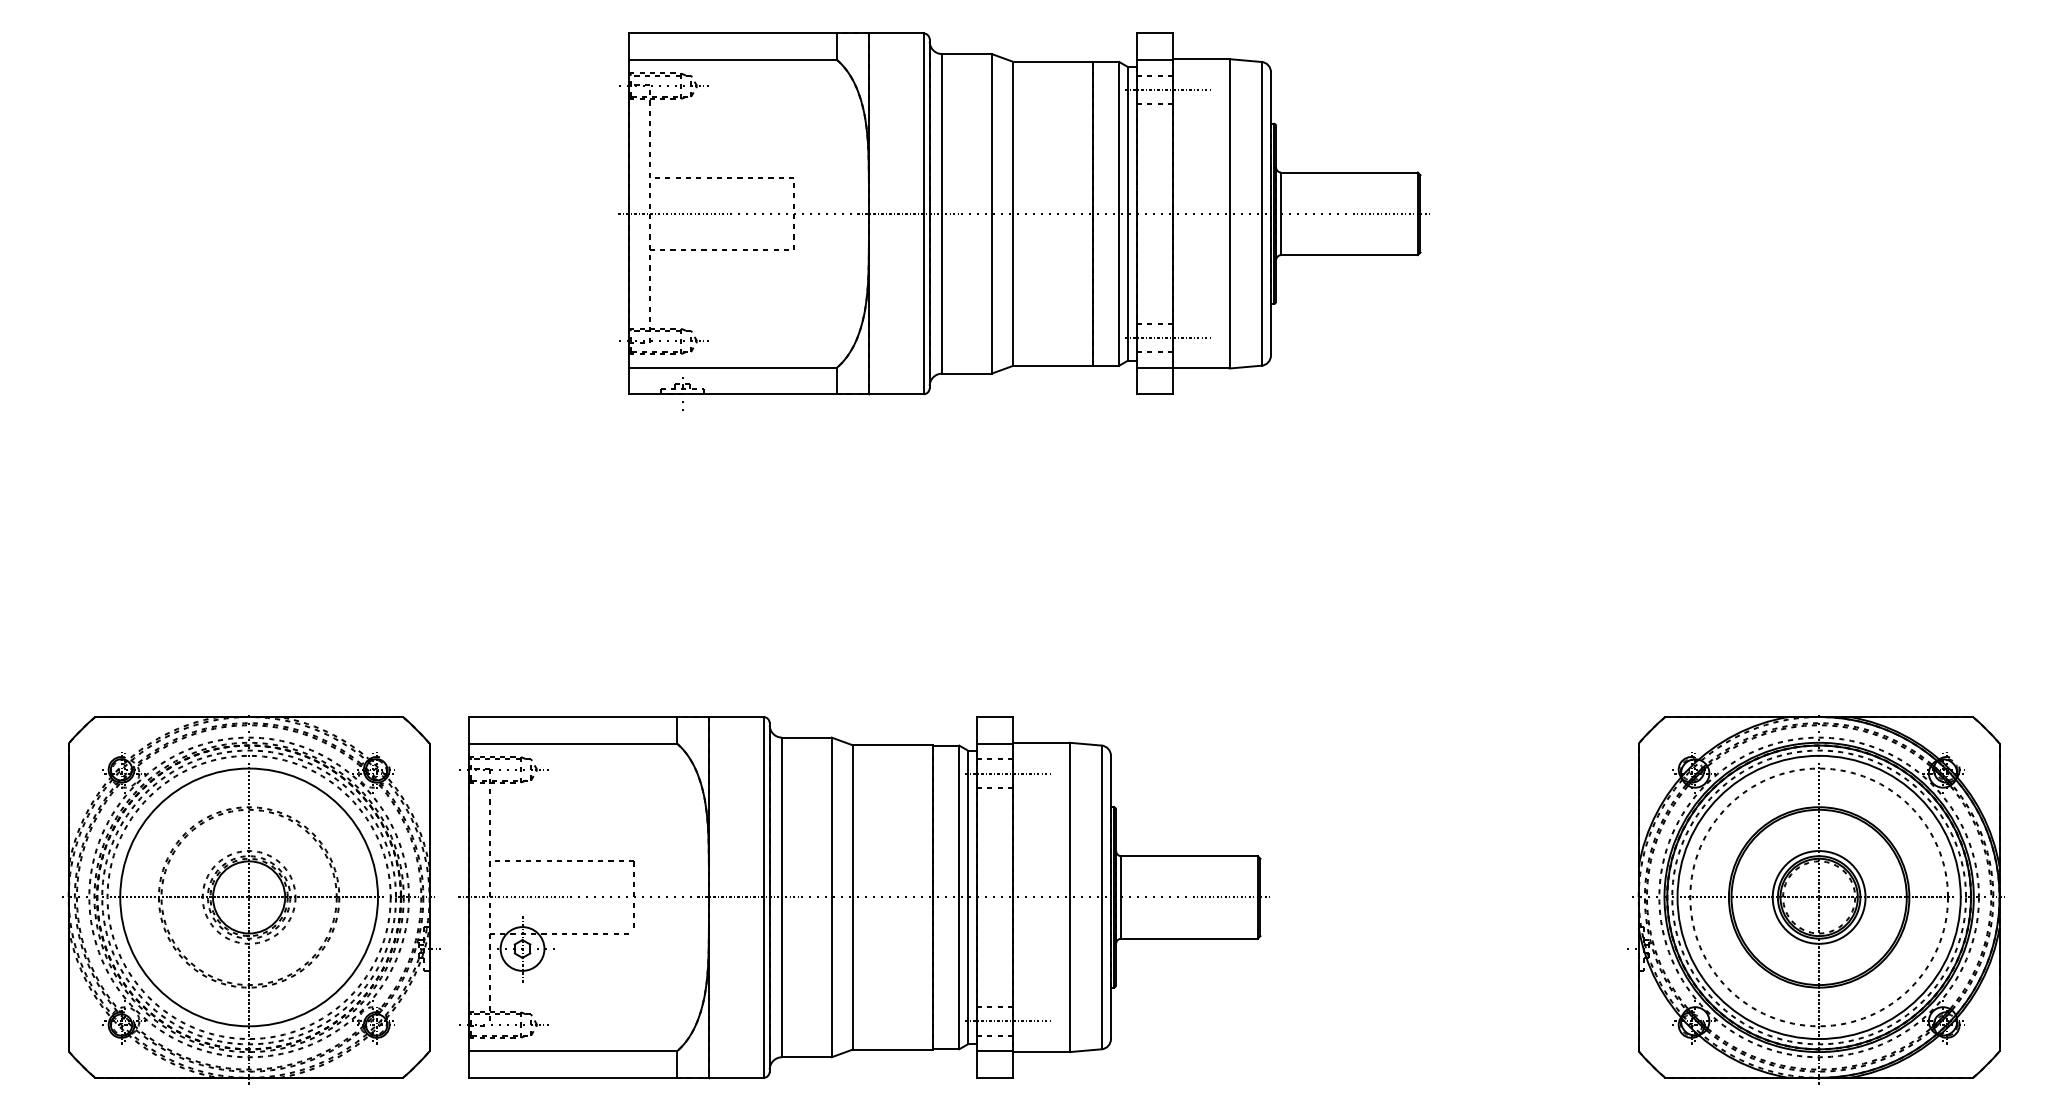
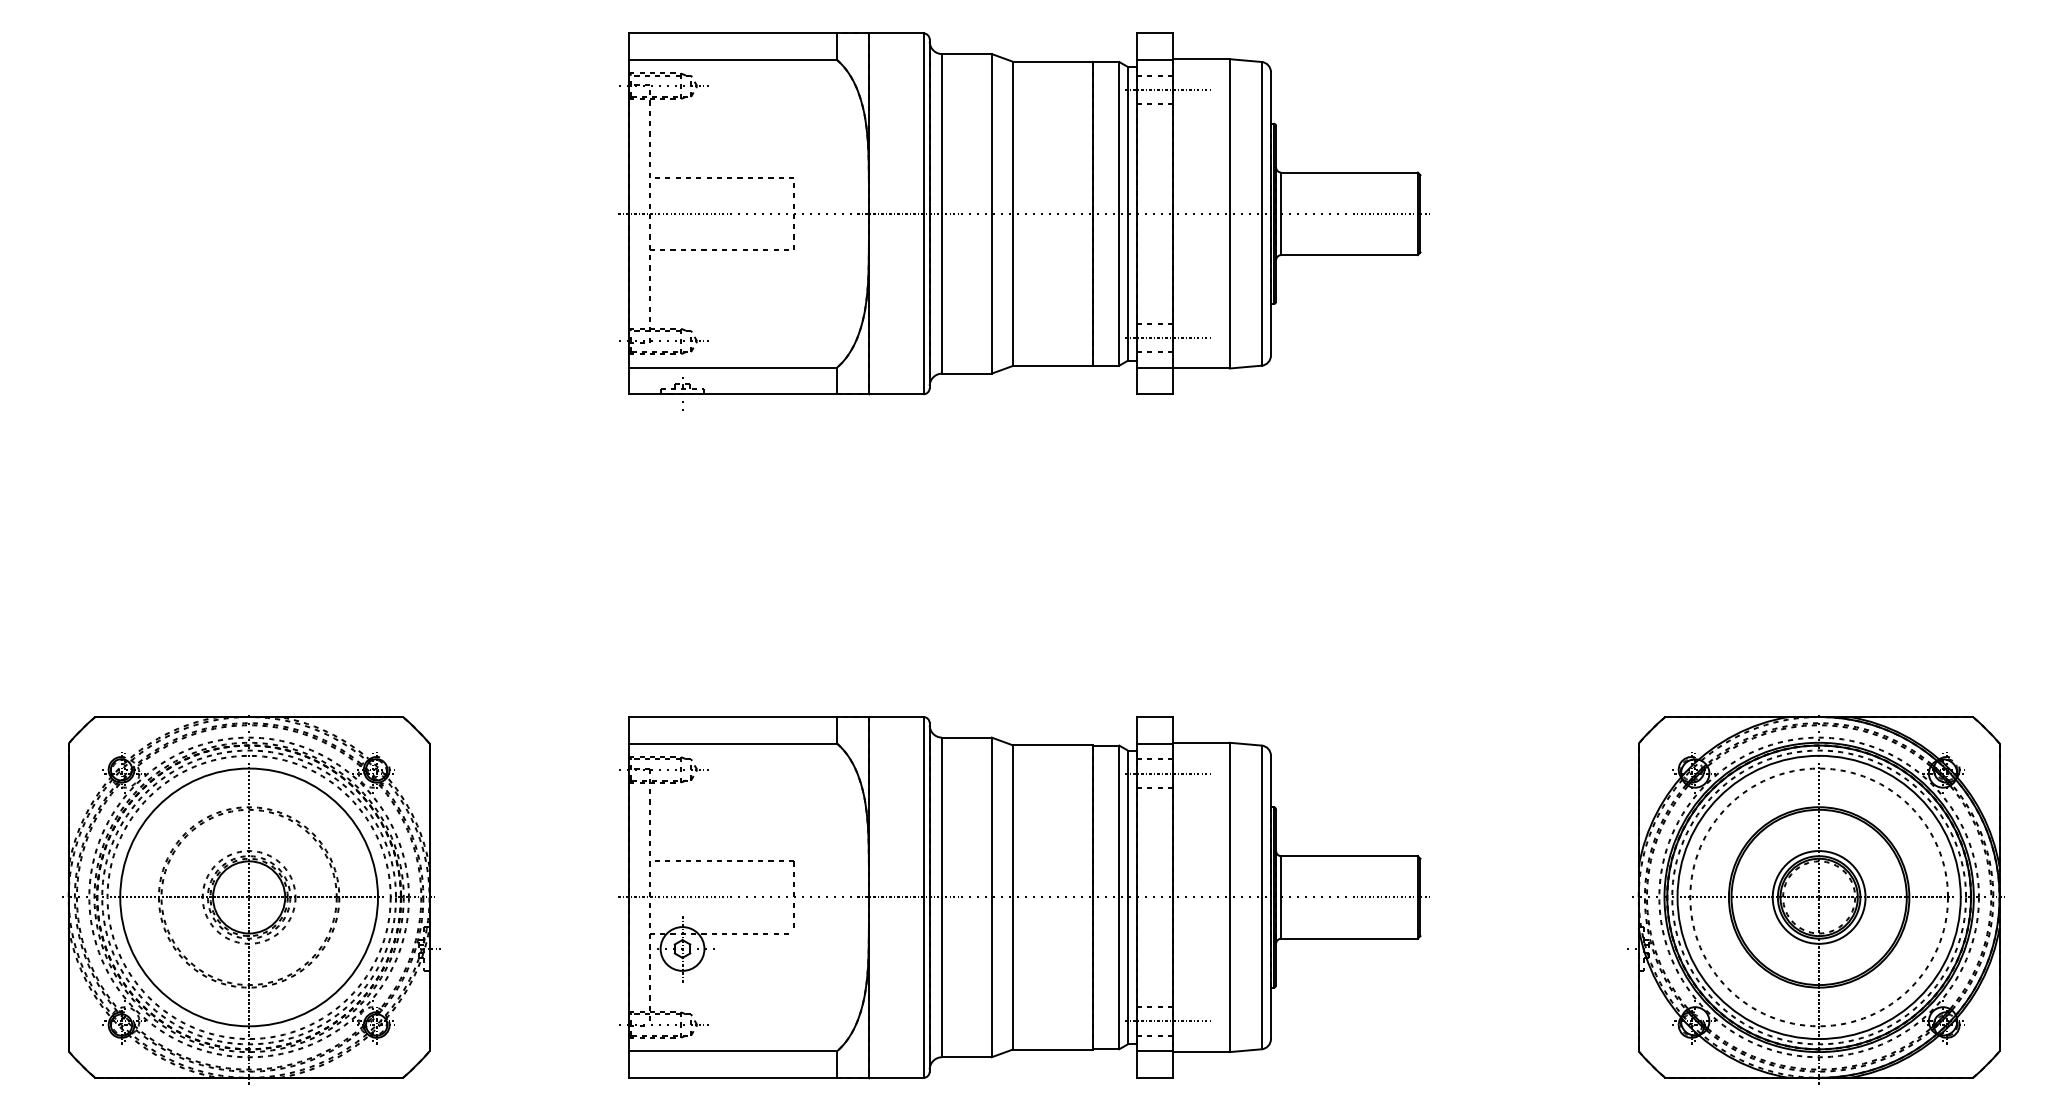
part position: (863, 897) -> (1023, 897) (1023, 897)
